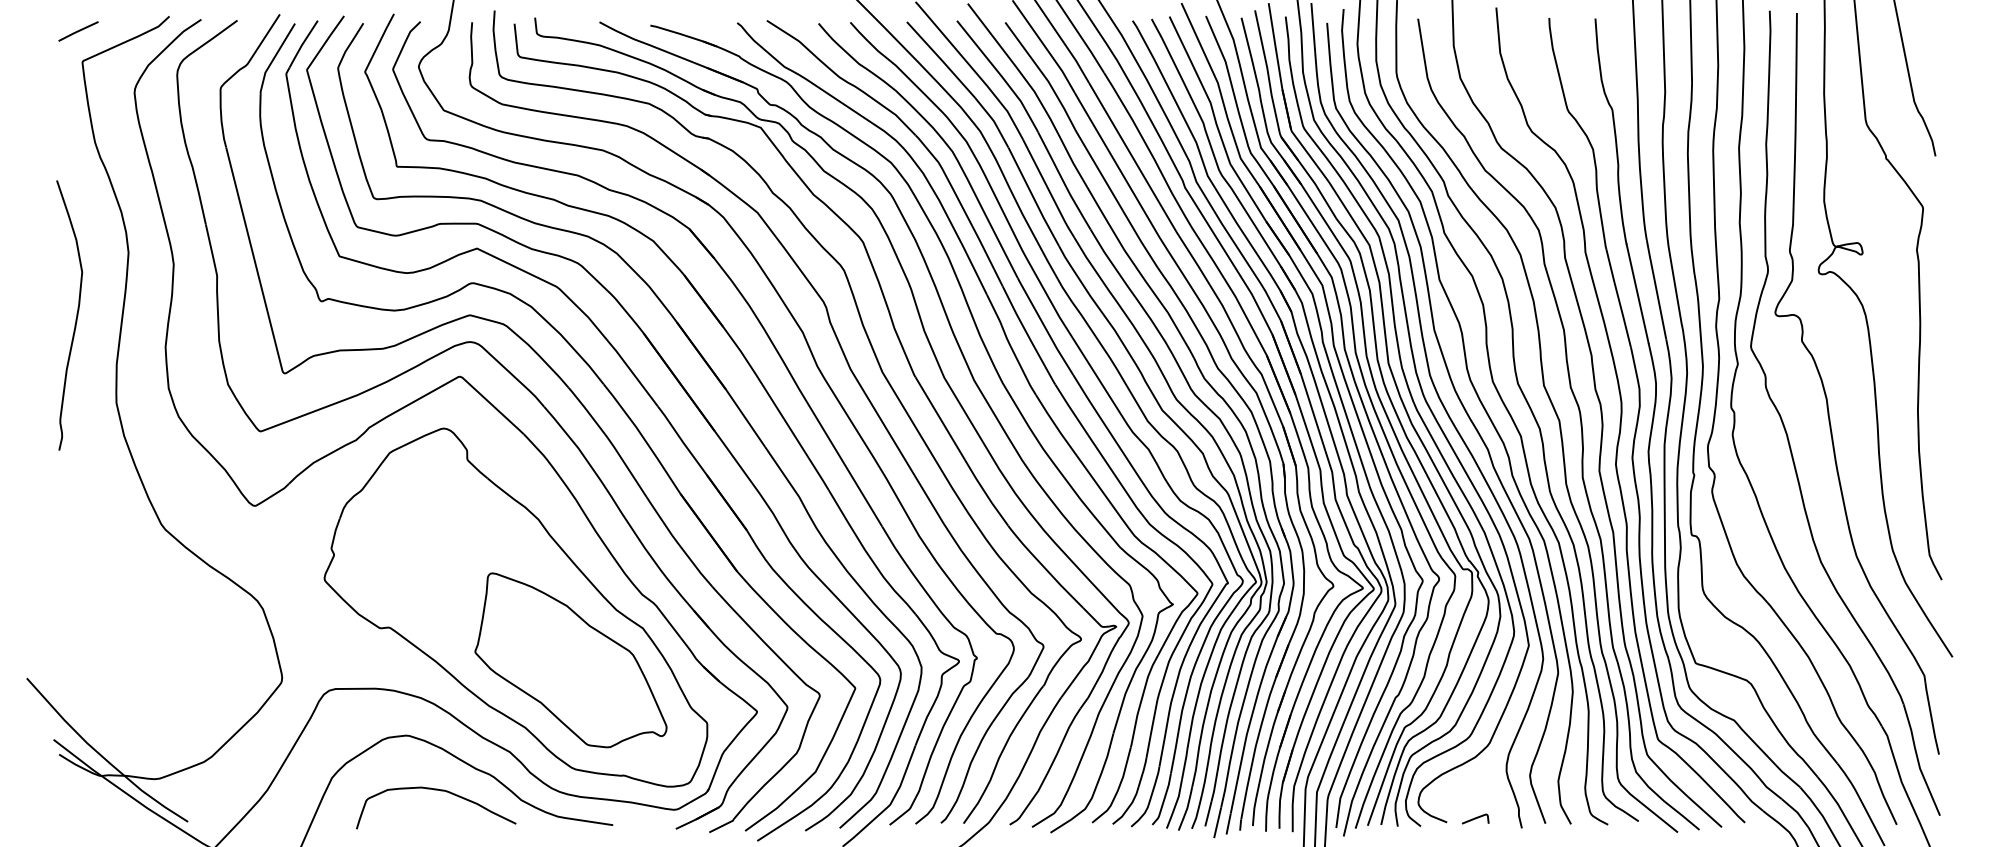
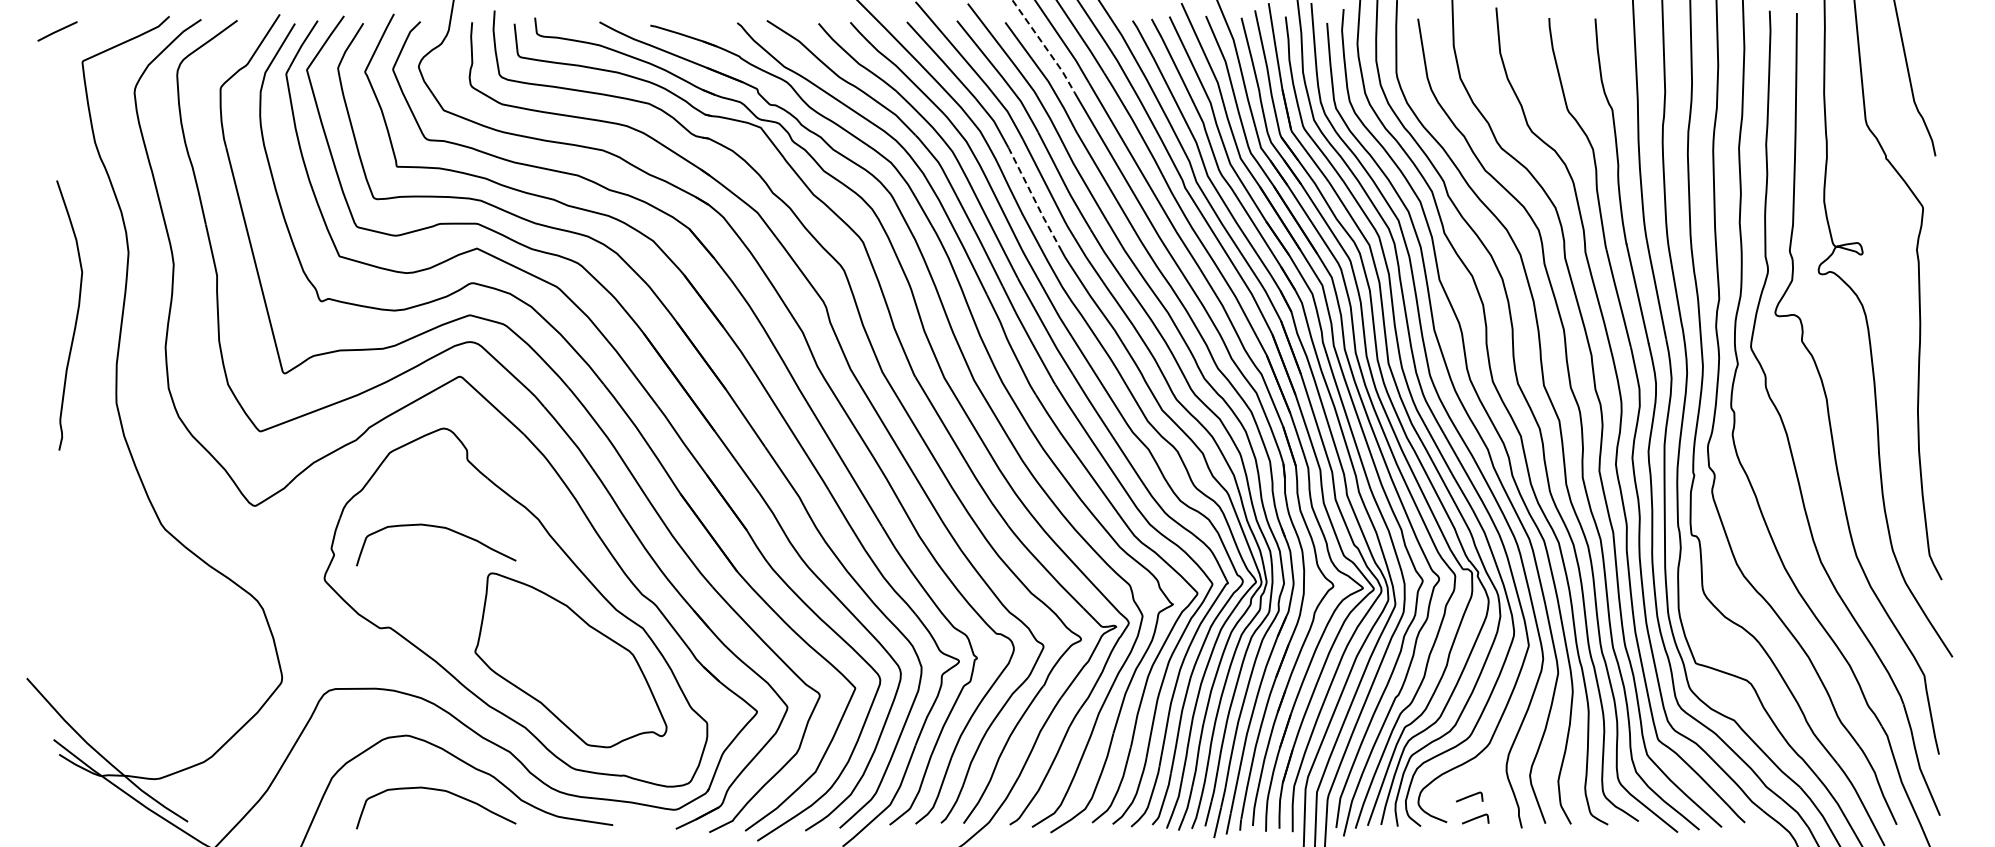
line position: (78, 31) -> (57, 31) (57, 31)
line: solid -> dashed (1045, 46)
line: solid -> dashed (1033, 197)
curve: none -> present (440, 528)
curve: none -> present (1469, 796)
